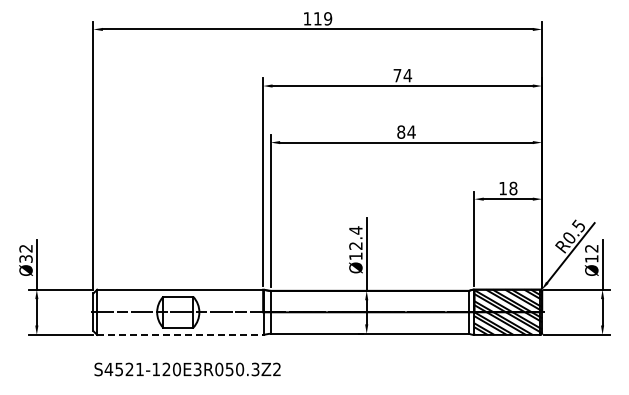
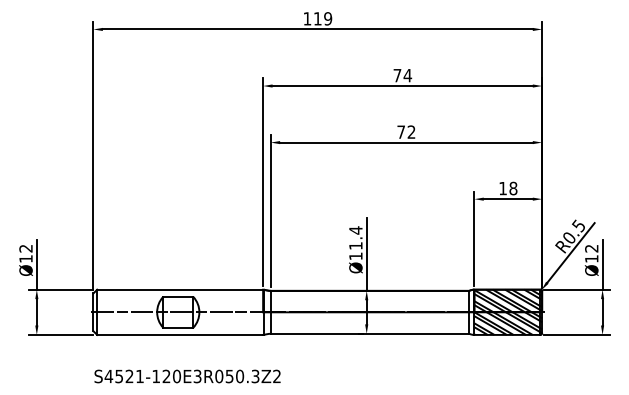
text: 84 -> 72 (406, 131)
text: Ø12.4 -> Ø11.4 (355, 245)
text: Ø32 -> Ø12 (25, 258)
line: dashed -> solid (180, 334)
text position: (187, 369) -> (187, 376) (187, 376)
